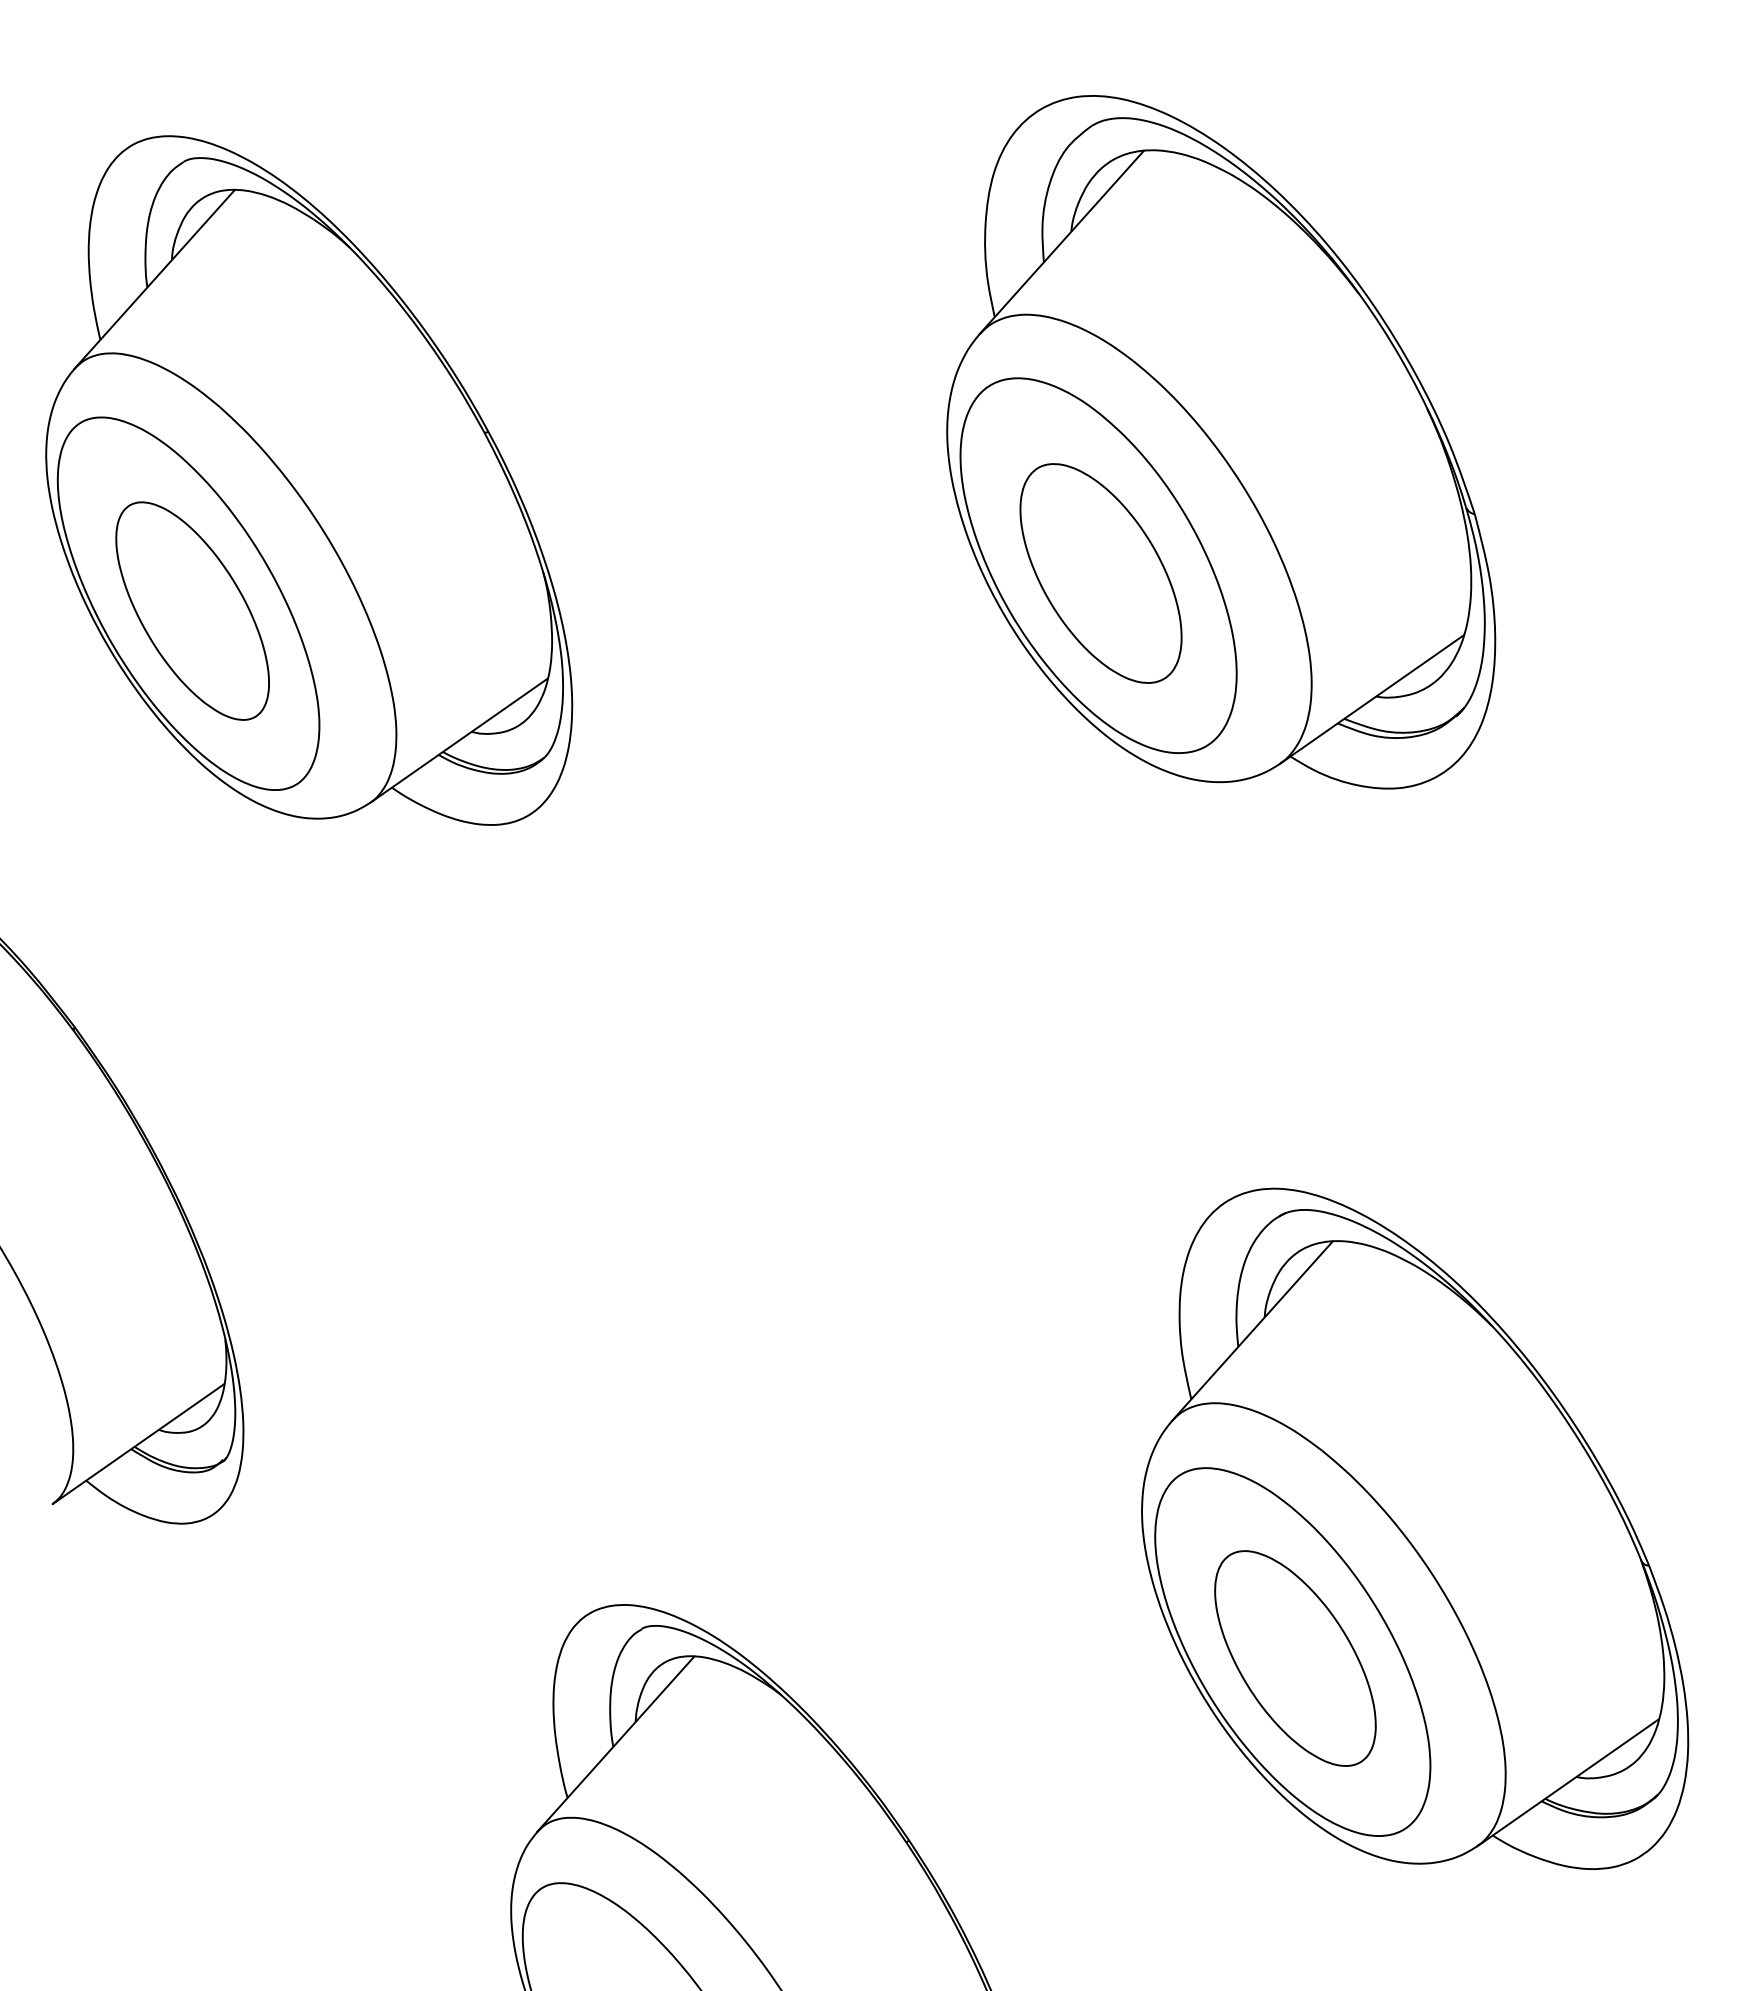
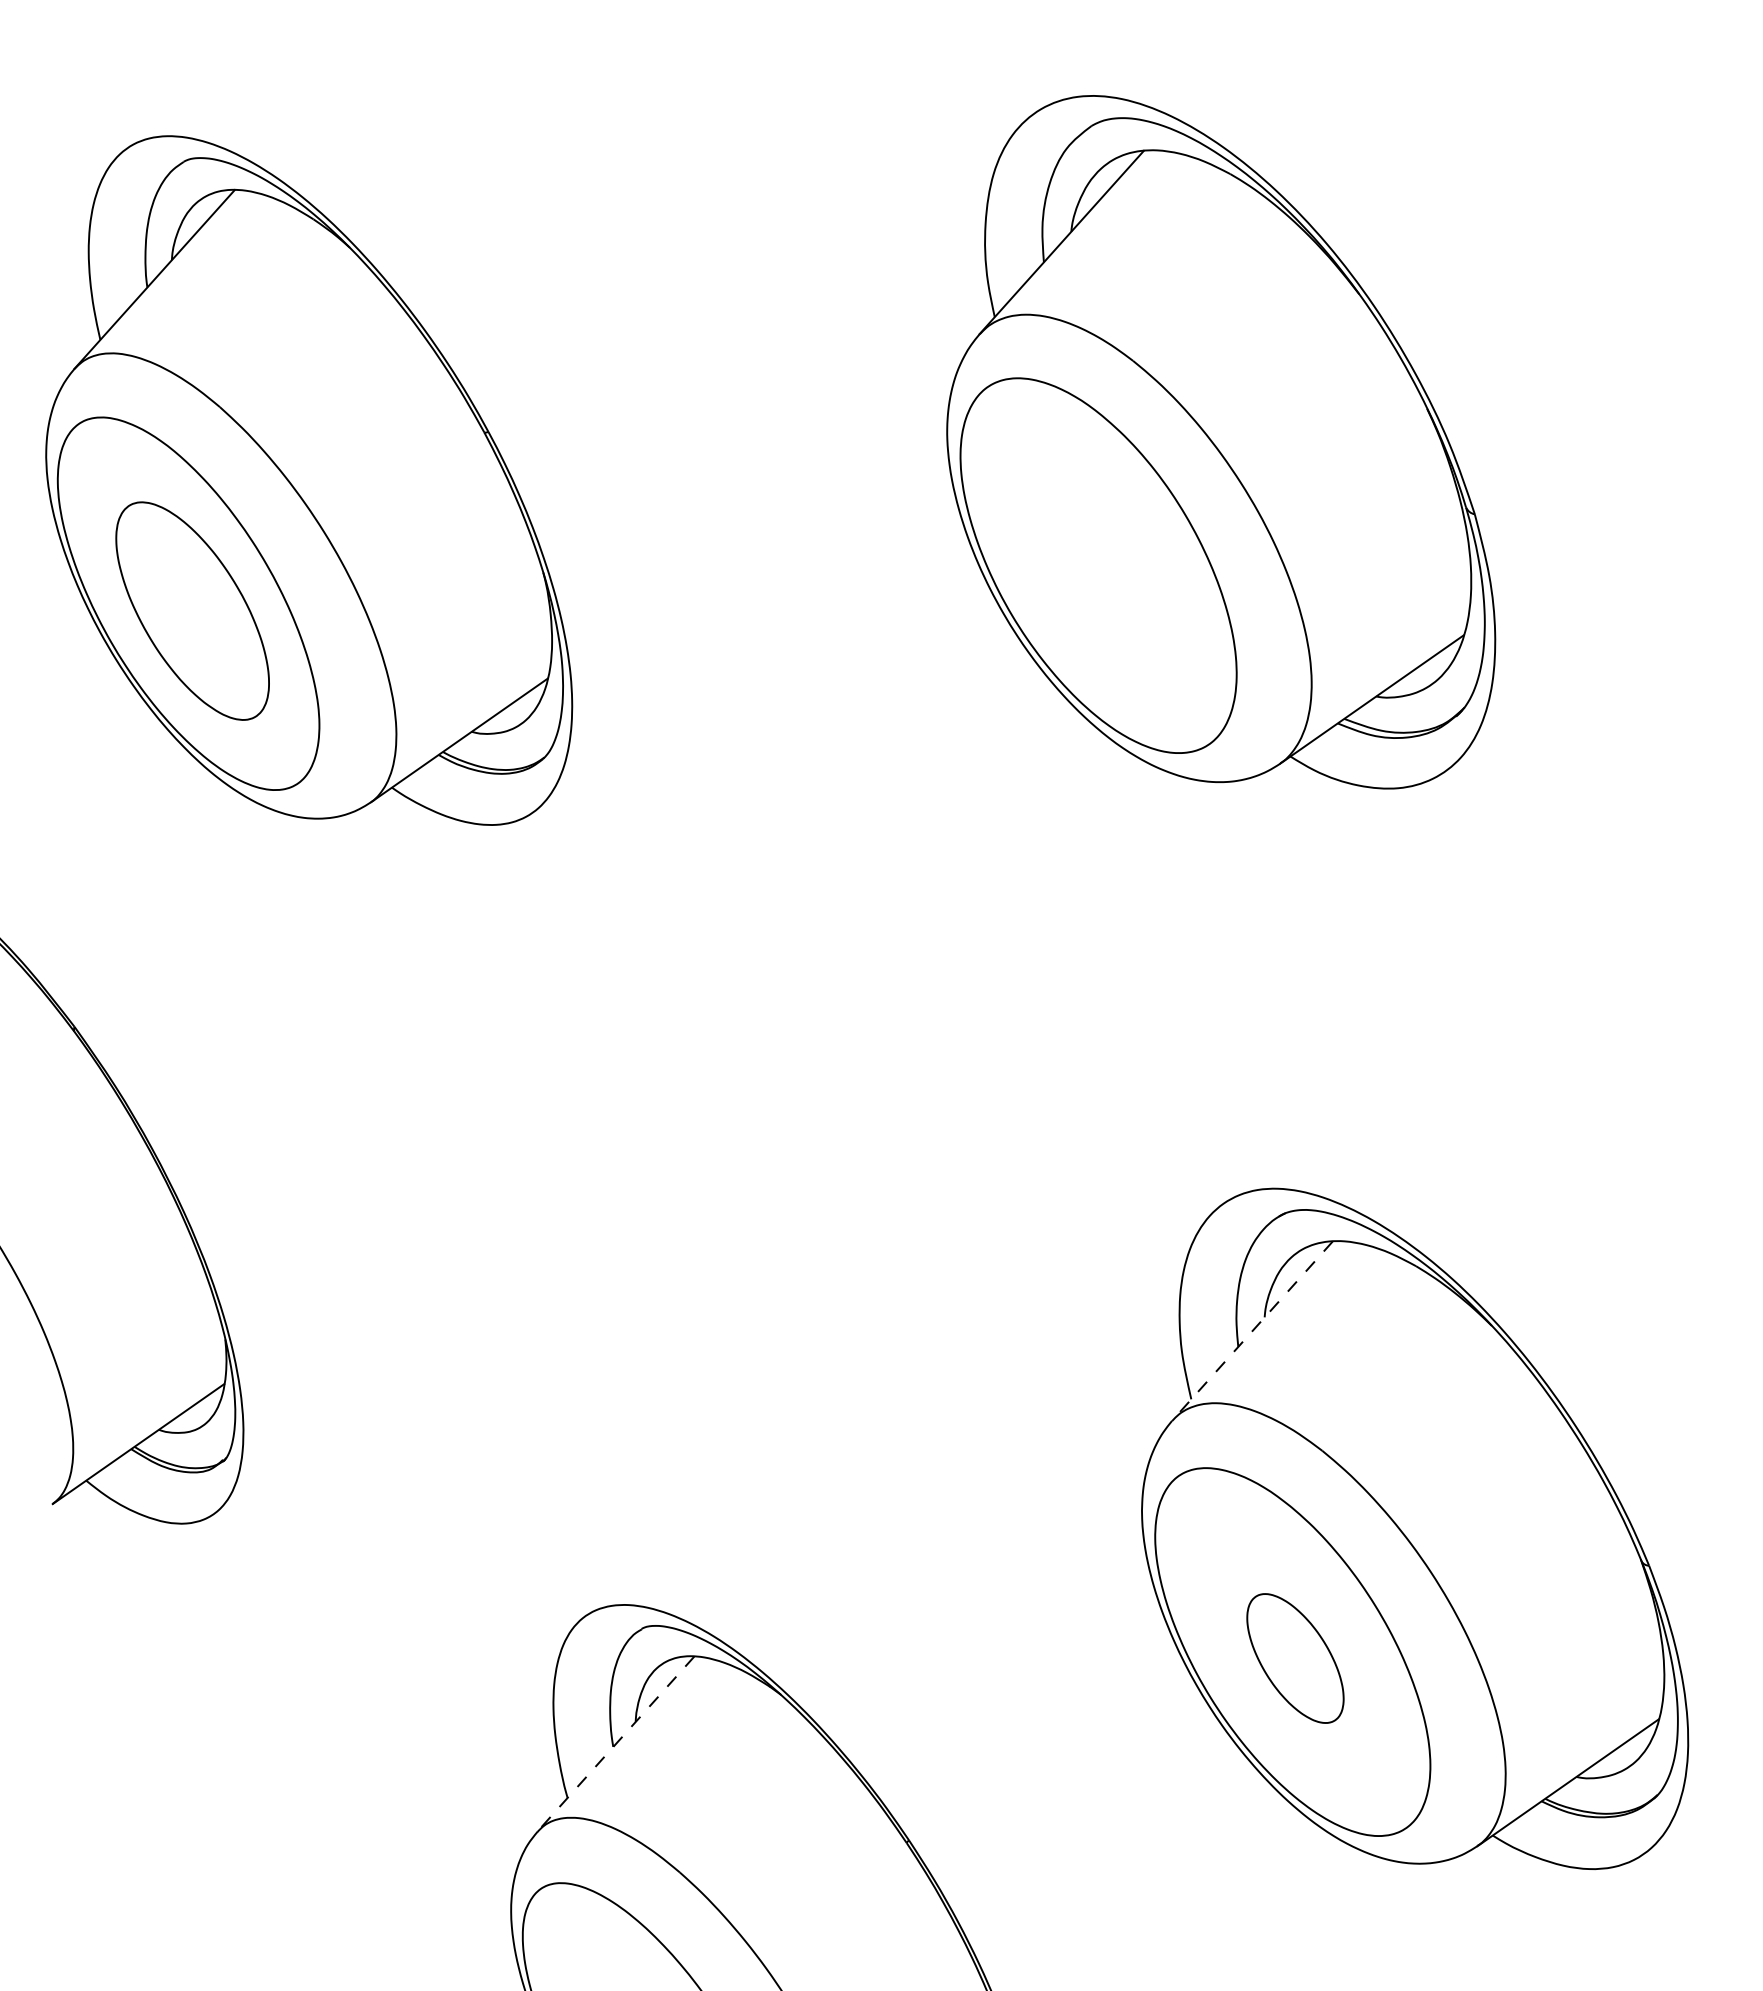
part: present -> none (1100, 573)
line: solid -> dashed (1252, 1331)
part size: 163x217 px -> 99x131 px (1295, 1658)
line: solid -> dashed (615, 1744)
